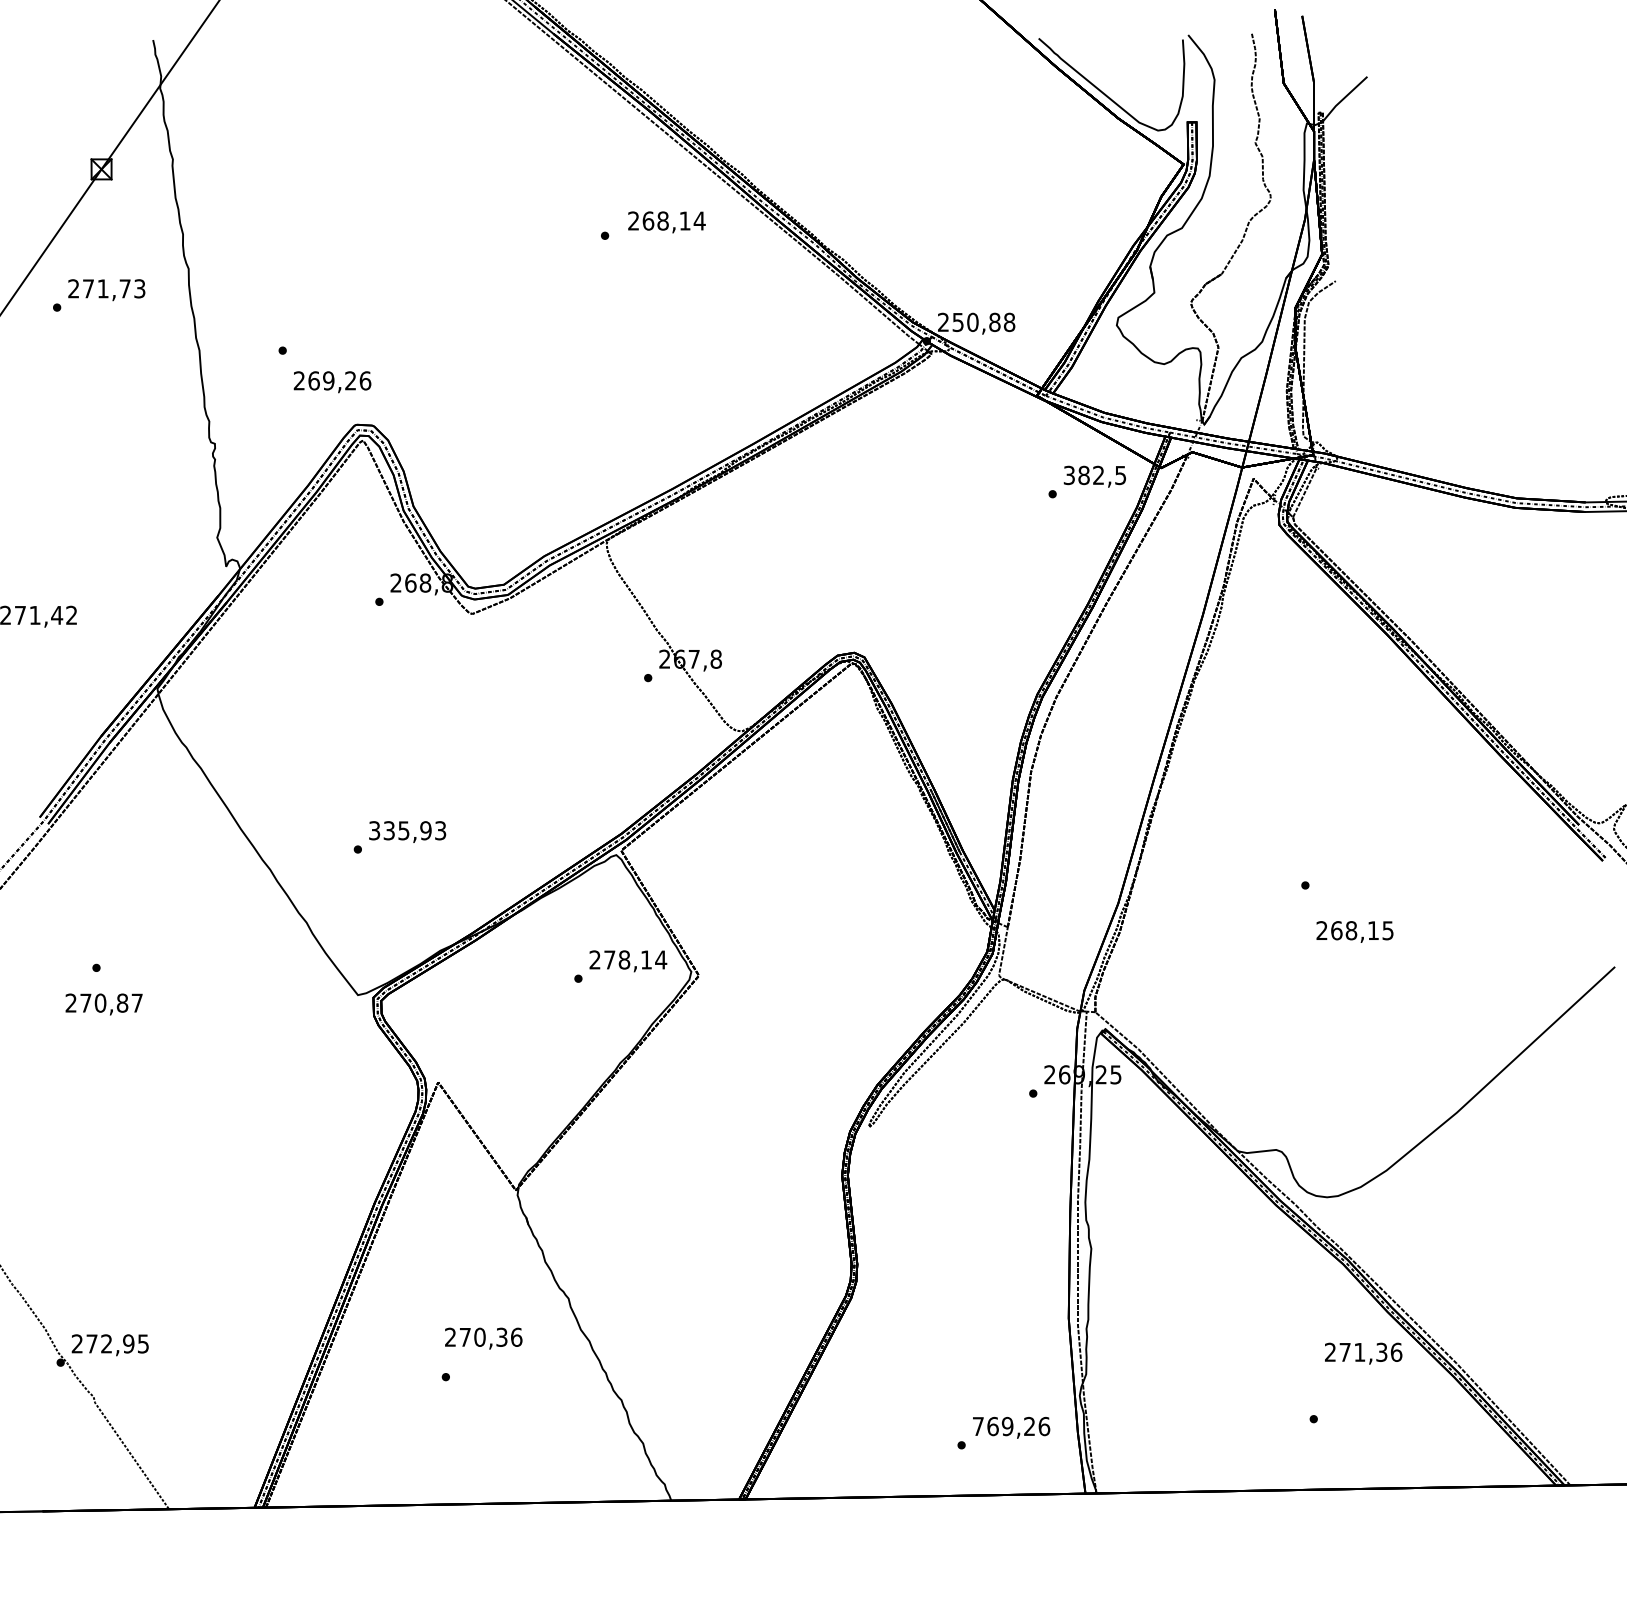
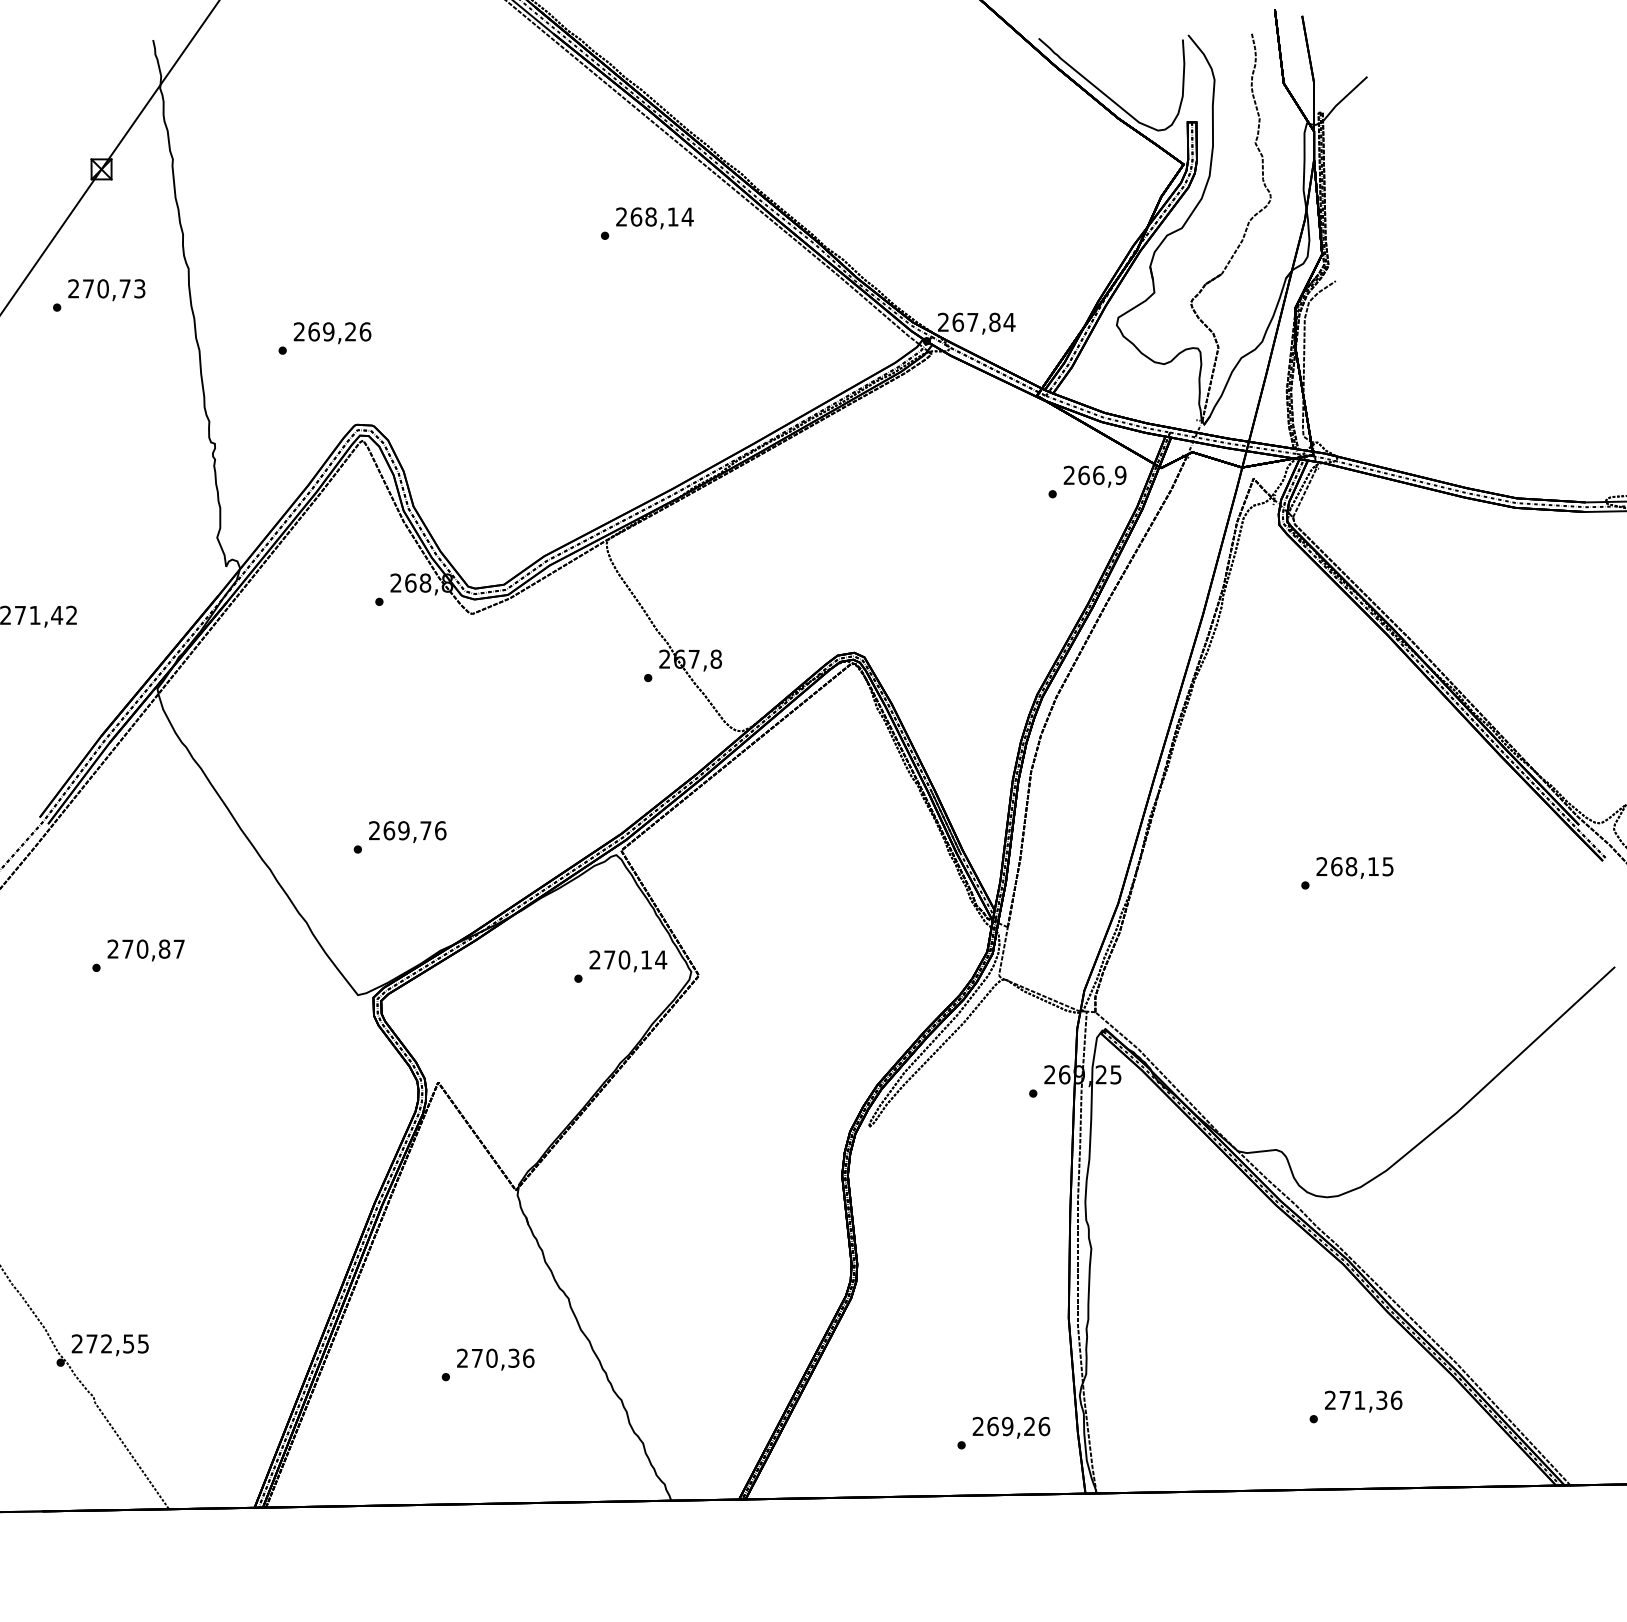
text position: (666, 222) -> (654, 218) (654, 218)
text: 271,73 -> 270,73 (102, 288)
text: 250,88 -> 267,84 (983, 322)
text position: (332, 382) -> (332, 333) (332, 333)
text: 382,5 -> 266,9 (1094, 475)
text: 335,93 -> 269,76 (407, 830)
text position: (1354, 931) -> (1354, 867) (1354, 867)
text: 278,14 -> 270,14 (624, 959)
text position: (103, 1004) -> (145, 950) (145, 950)
text position: (483, 1338) -> (495, 1359) (495, 1359)
text: 272,95 -> 272,55 (128, 1343)
text position: (1363, 1353) -> (1363, 1401) (1363, 1401)
text: 769,26 -> 269,26 (977, 1425)
